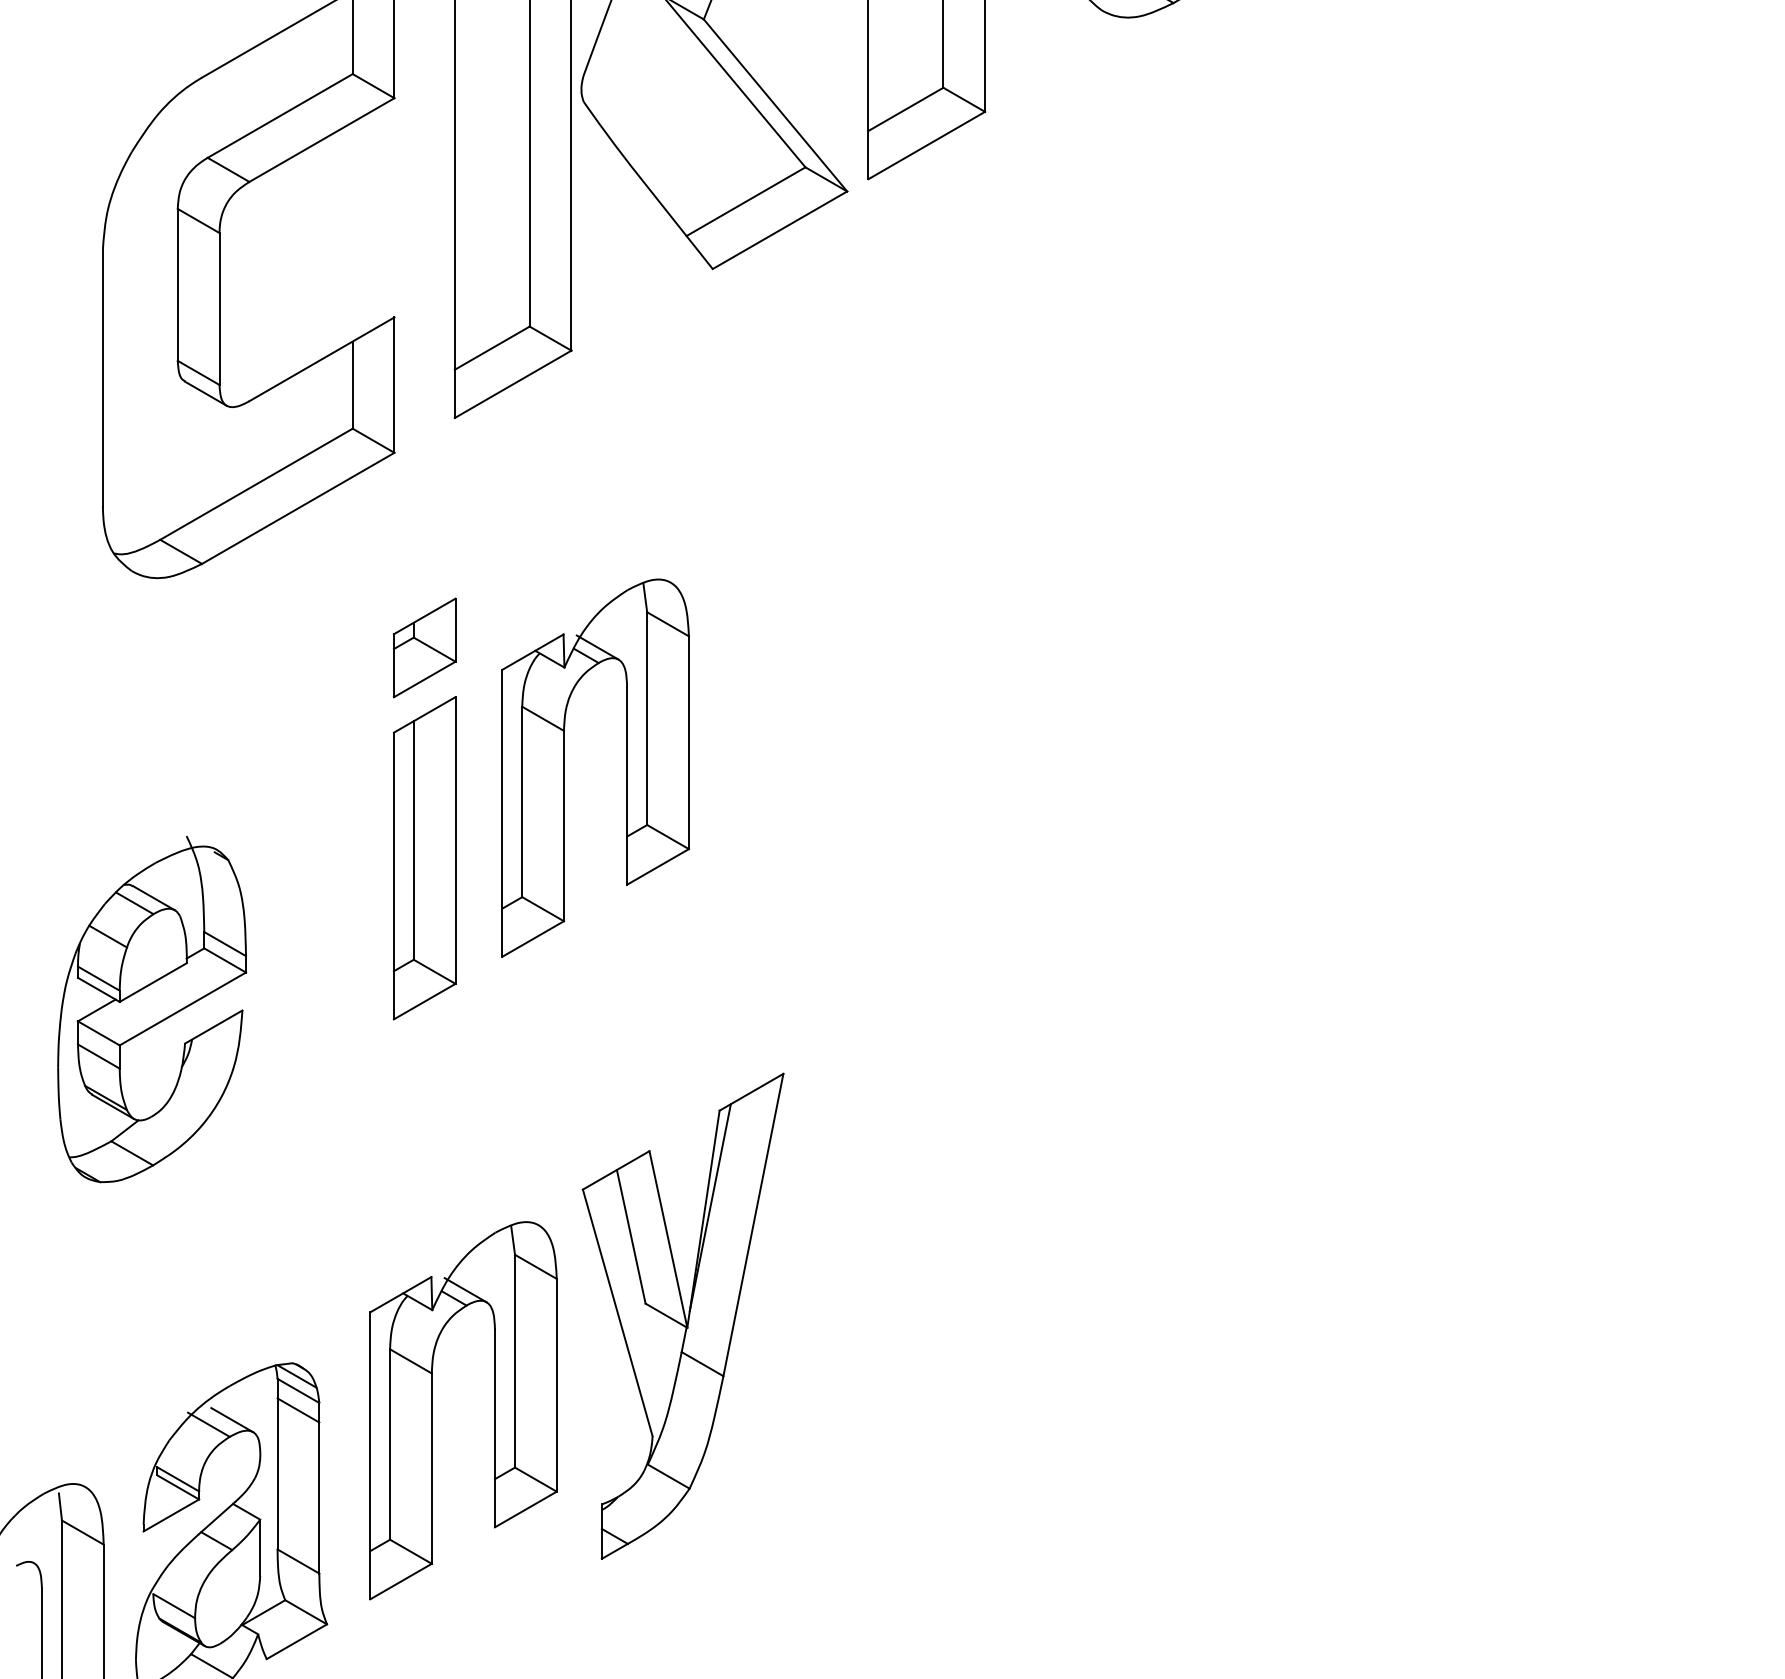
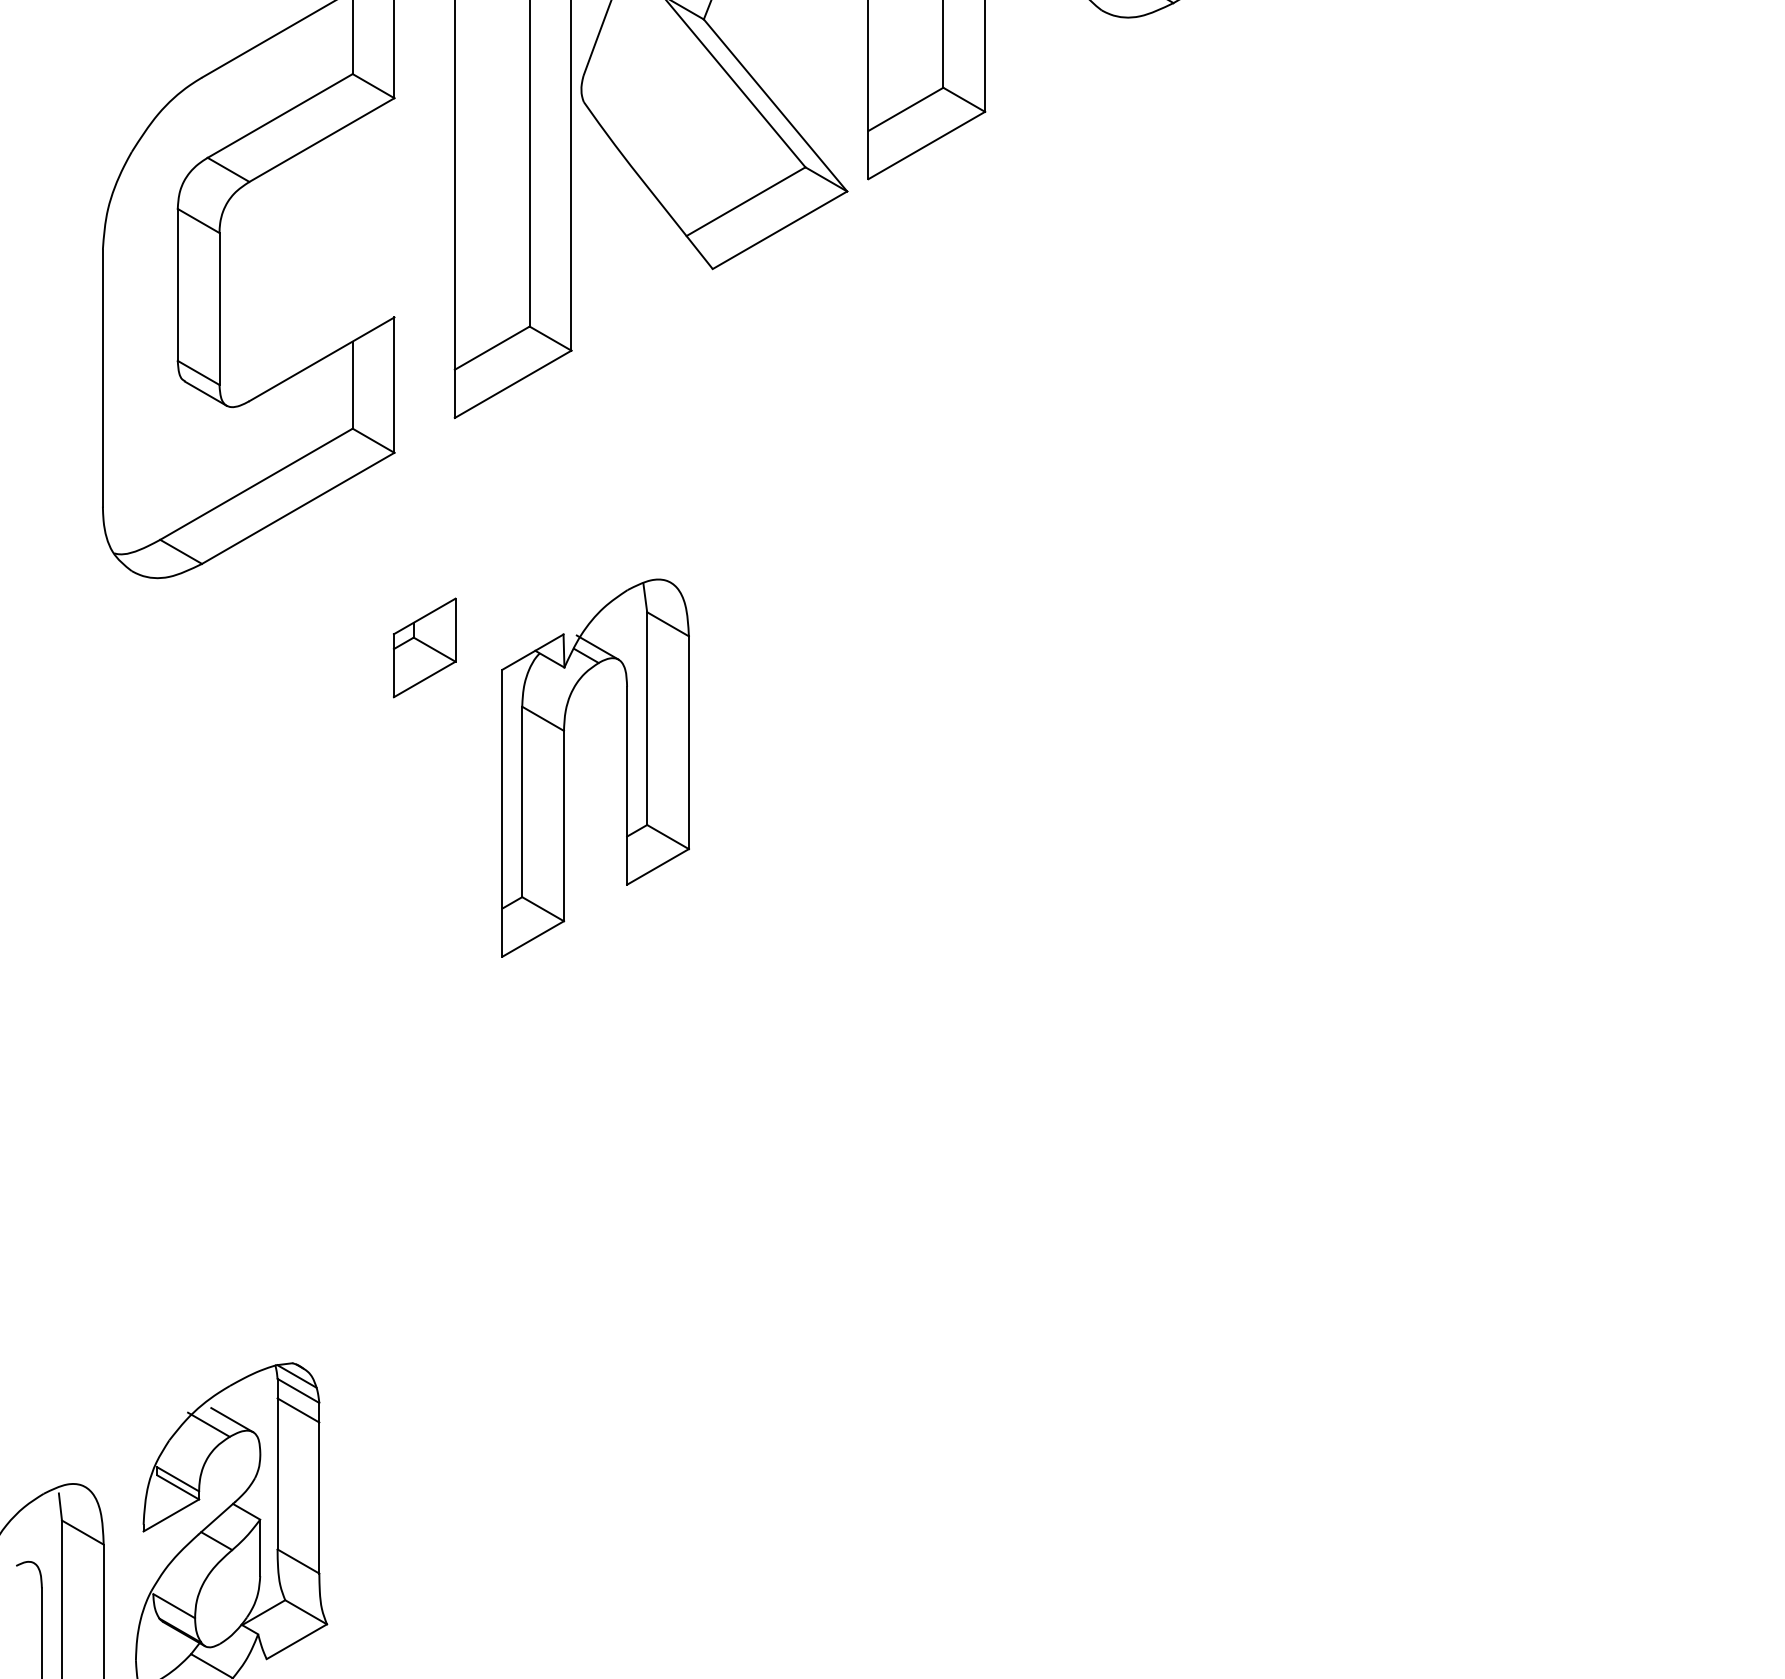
part: present -> none (424, 858)
part: present -> none (152, 1009)
part: present -> none (682, 1315)
part: present -> none (432, 1410)
